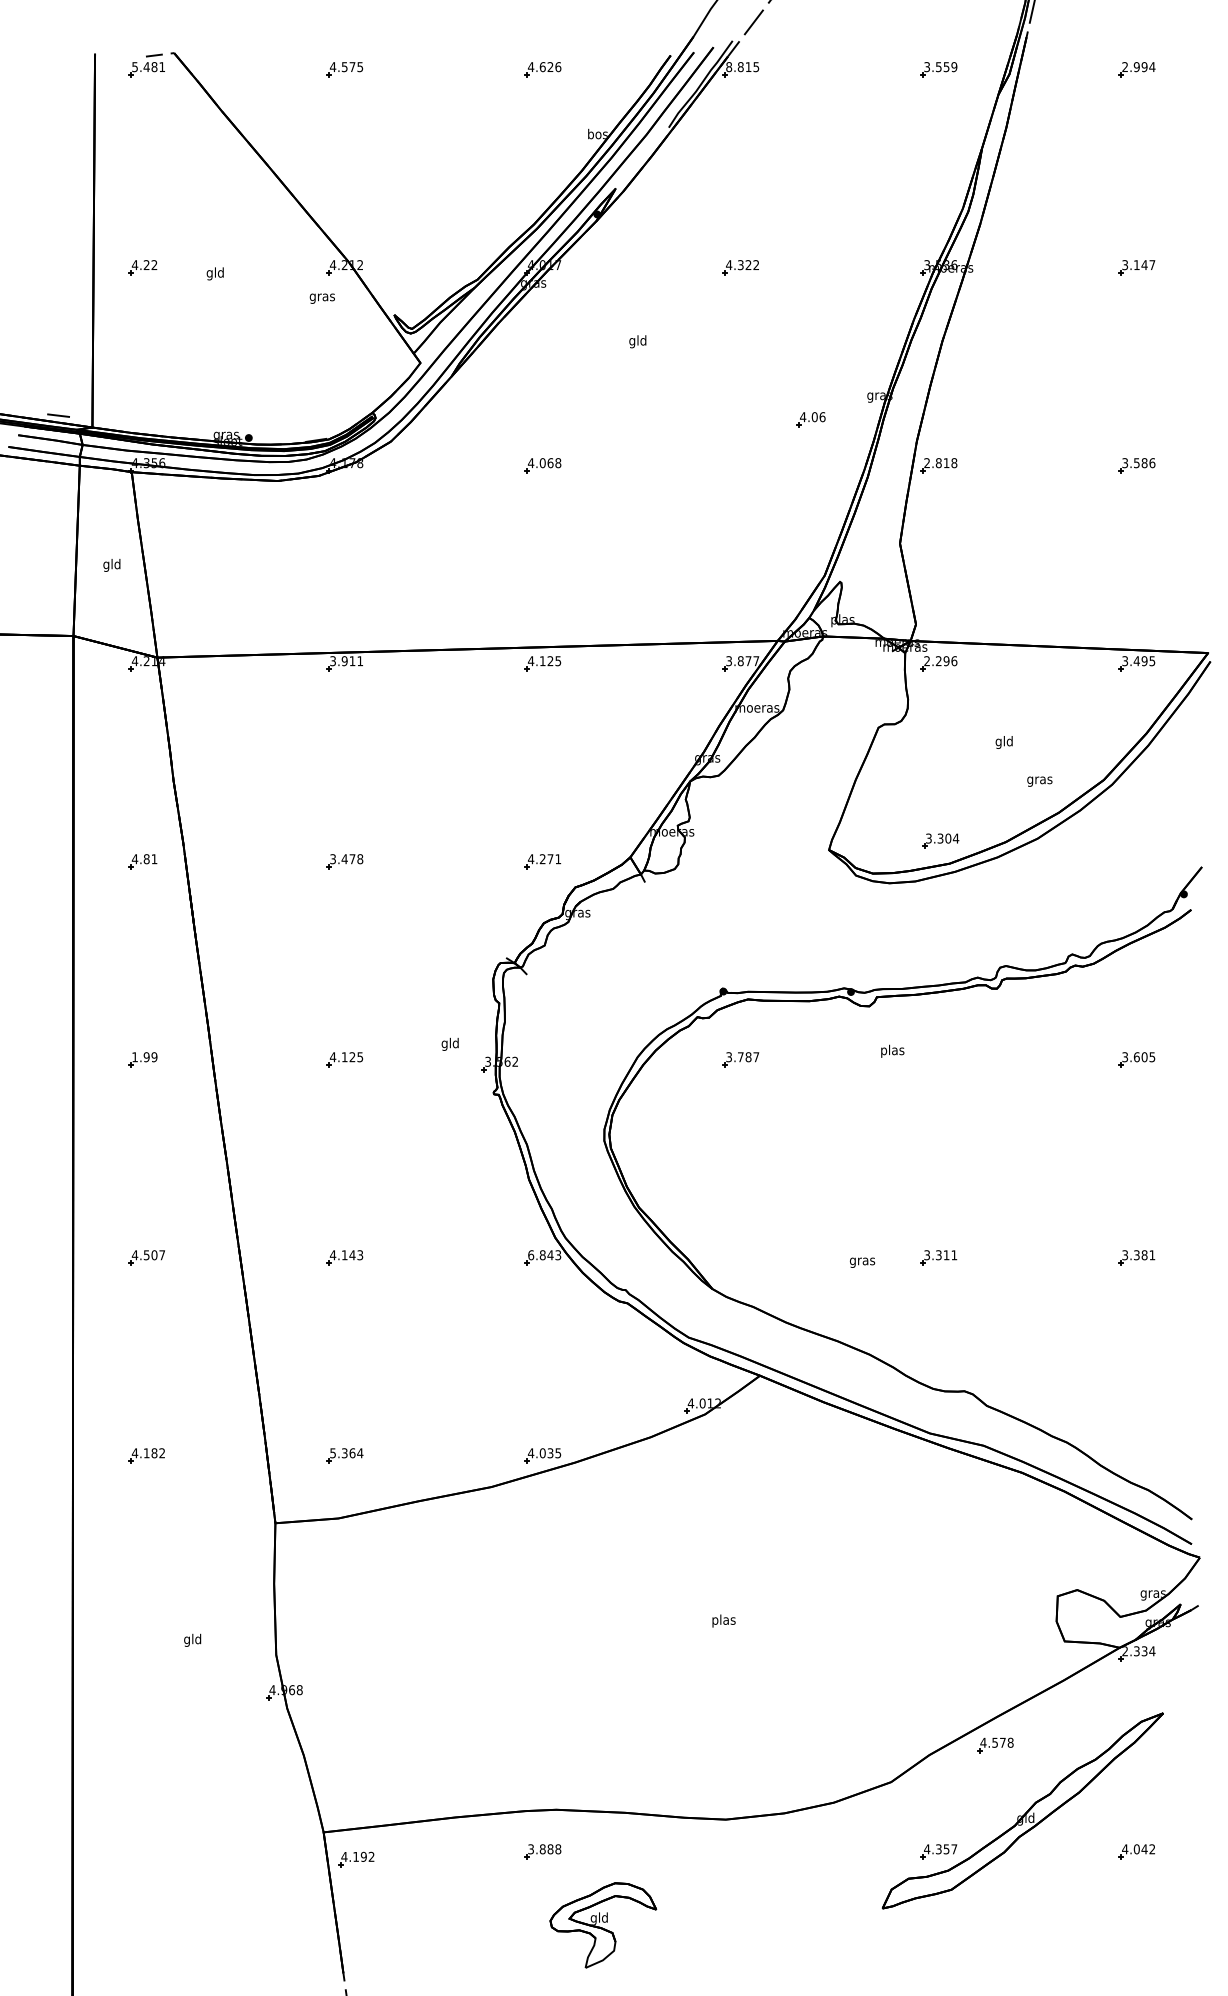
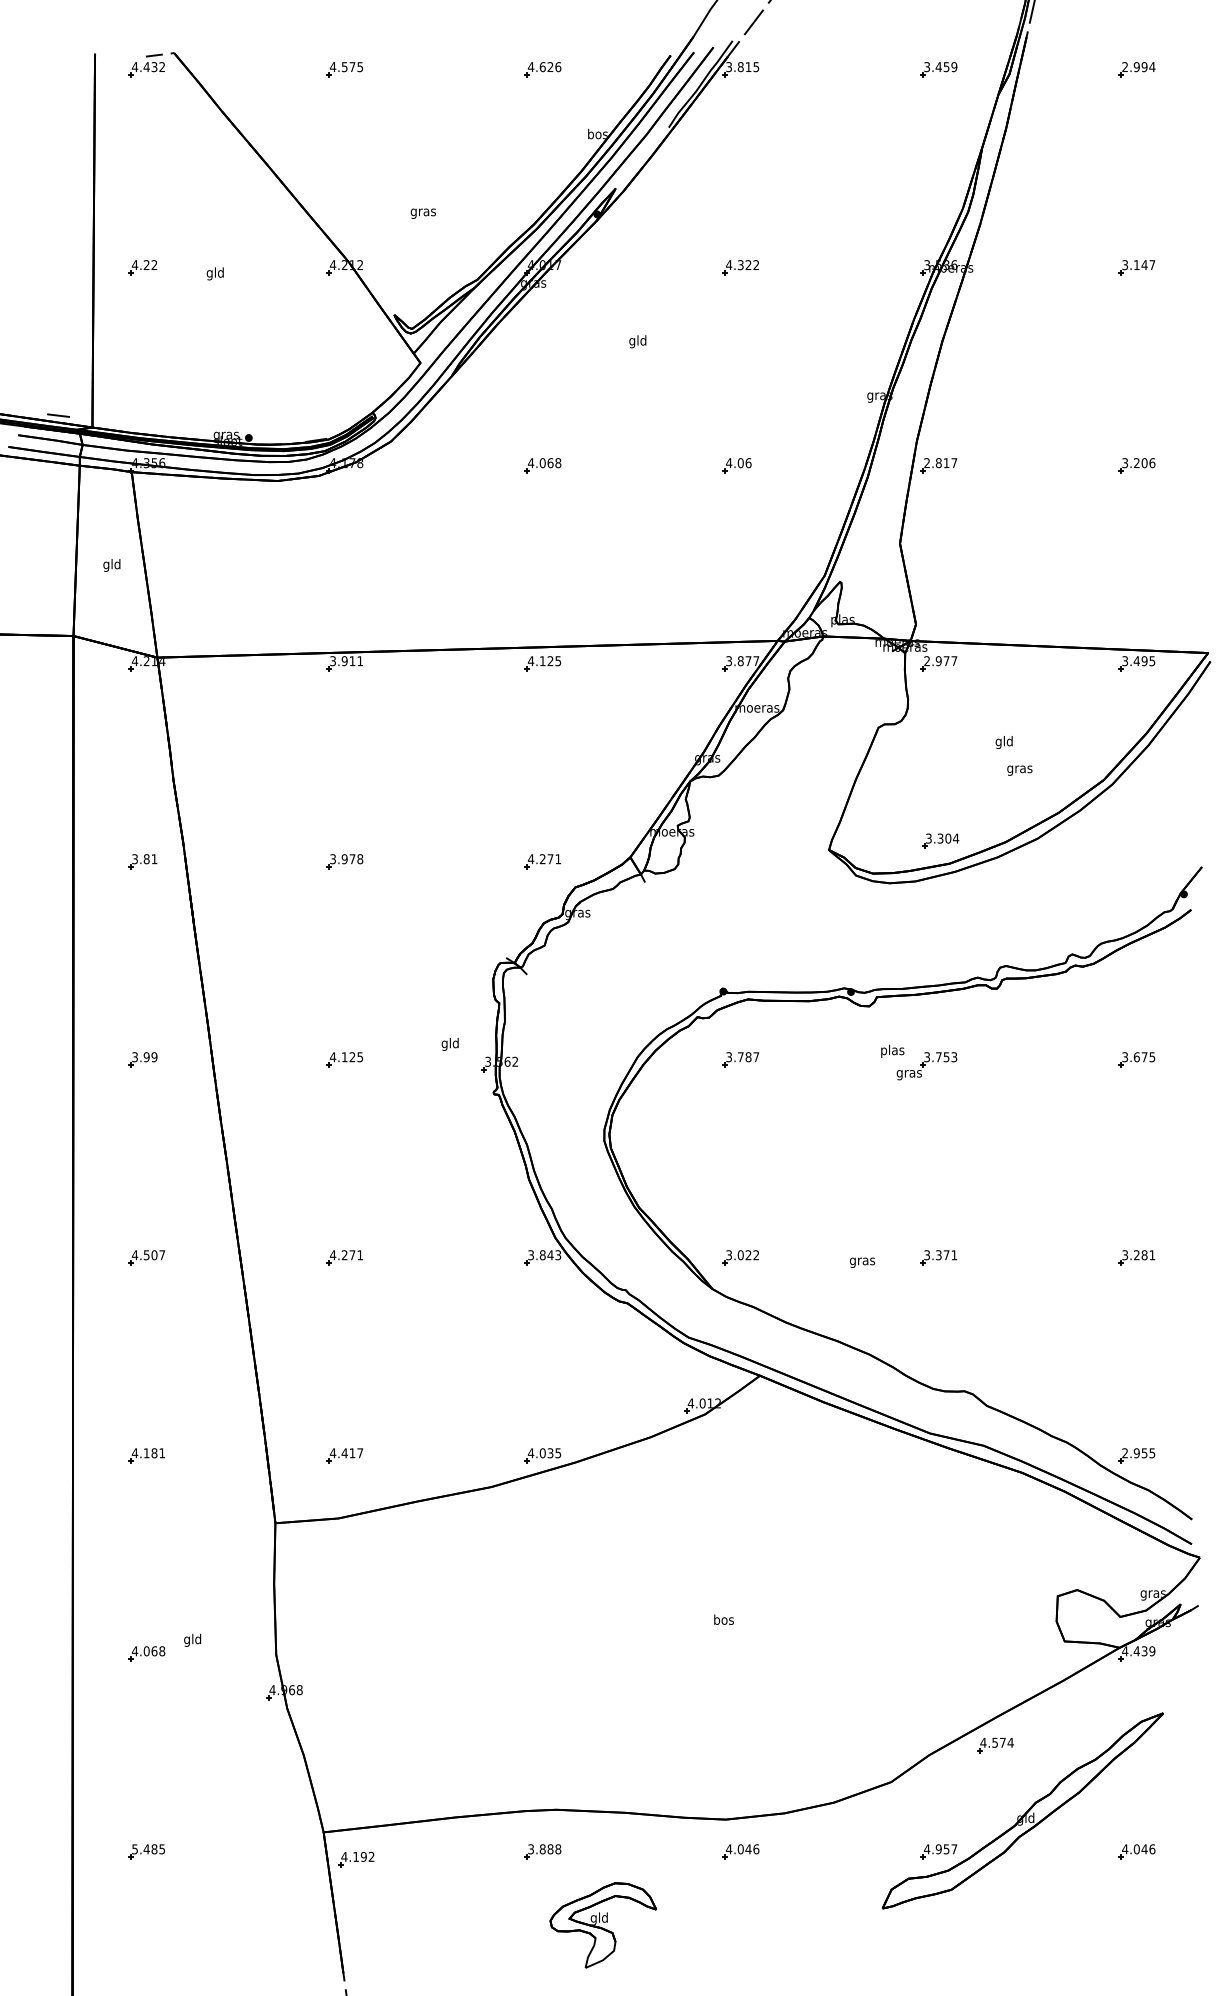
text: 5.481 -> 4.432 (147, 67)
text: 8.815 -> 3.815 (729, 67)
text: 3.559 -> 3.459 (938, 67)
text position: (321, 298) -> (422, 213) (422, 213)
part position: (810, 419) -> (736, 465) (736, 465)
text: 2.818 -> 2.817 (954, 463)
text: 3.586 -> 3.206 (1140, 463)
text: 2.296 -> 2.977 (946, 661)
text position: (1039, 781) -> (1019, 770) (1019, 770)
text: 4.81 -> 3.81 (134, 859)
text: 3.478 -> 3.978 (344, 859)
text: 1.99 -> 3.99 (134, 1057)
text: 3.605 -> 3.675 (1144, 1057)
part: none -> present (926, 1066)
text: 4.143 -> 4.271 (352, 1255)
text: 6.843 -> 3.843 (531, 1255)
text: 3.311 -> 3.371 (946, 1255)
text: 3.381 -> 3.281 (1136, 1255)
part: none -> present (740, 1257)
text: 4.182 -> 4.181 (161, 1453)
text: 5.364 -> 4.417 (346, 1453)
part: none -> present (1136, 1455)
text: plas -> bos (723, 1620)
text: 2.334 -> 4.439 (1138, 1651)
part: none -> present (146, 1653)
text: 4.578 -> 4.574 (1010, 1742)
text: 4.357 -> 4.957 (938, 1849)
text: 4.042 -> 4.046 (1152, 1849)
part: none -> present (146, 1851)
part: none -> present (740, 1851)
